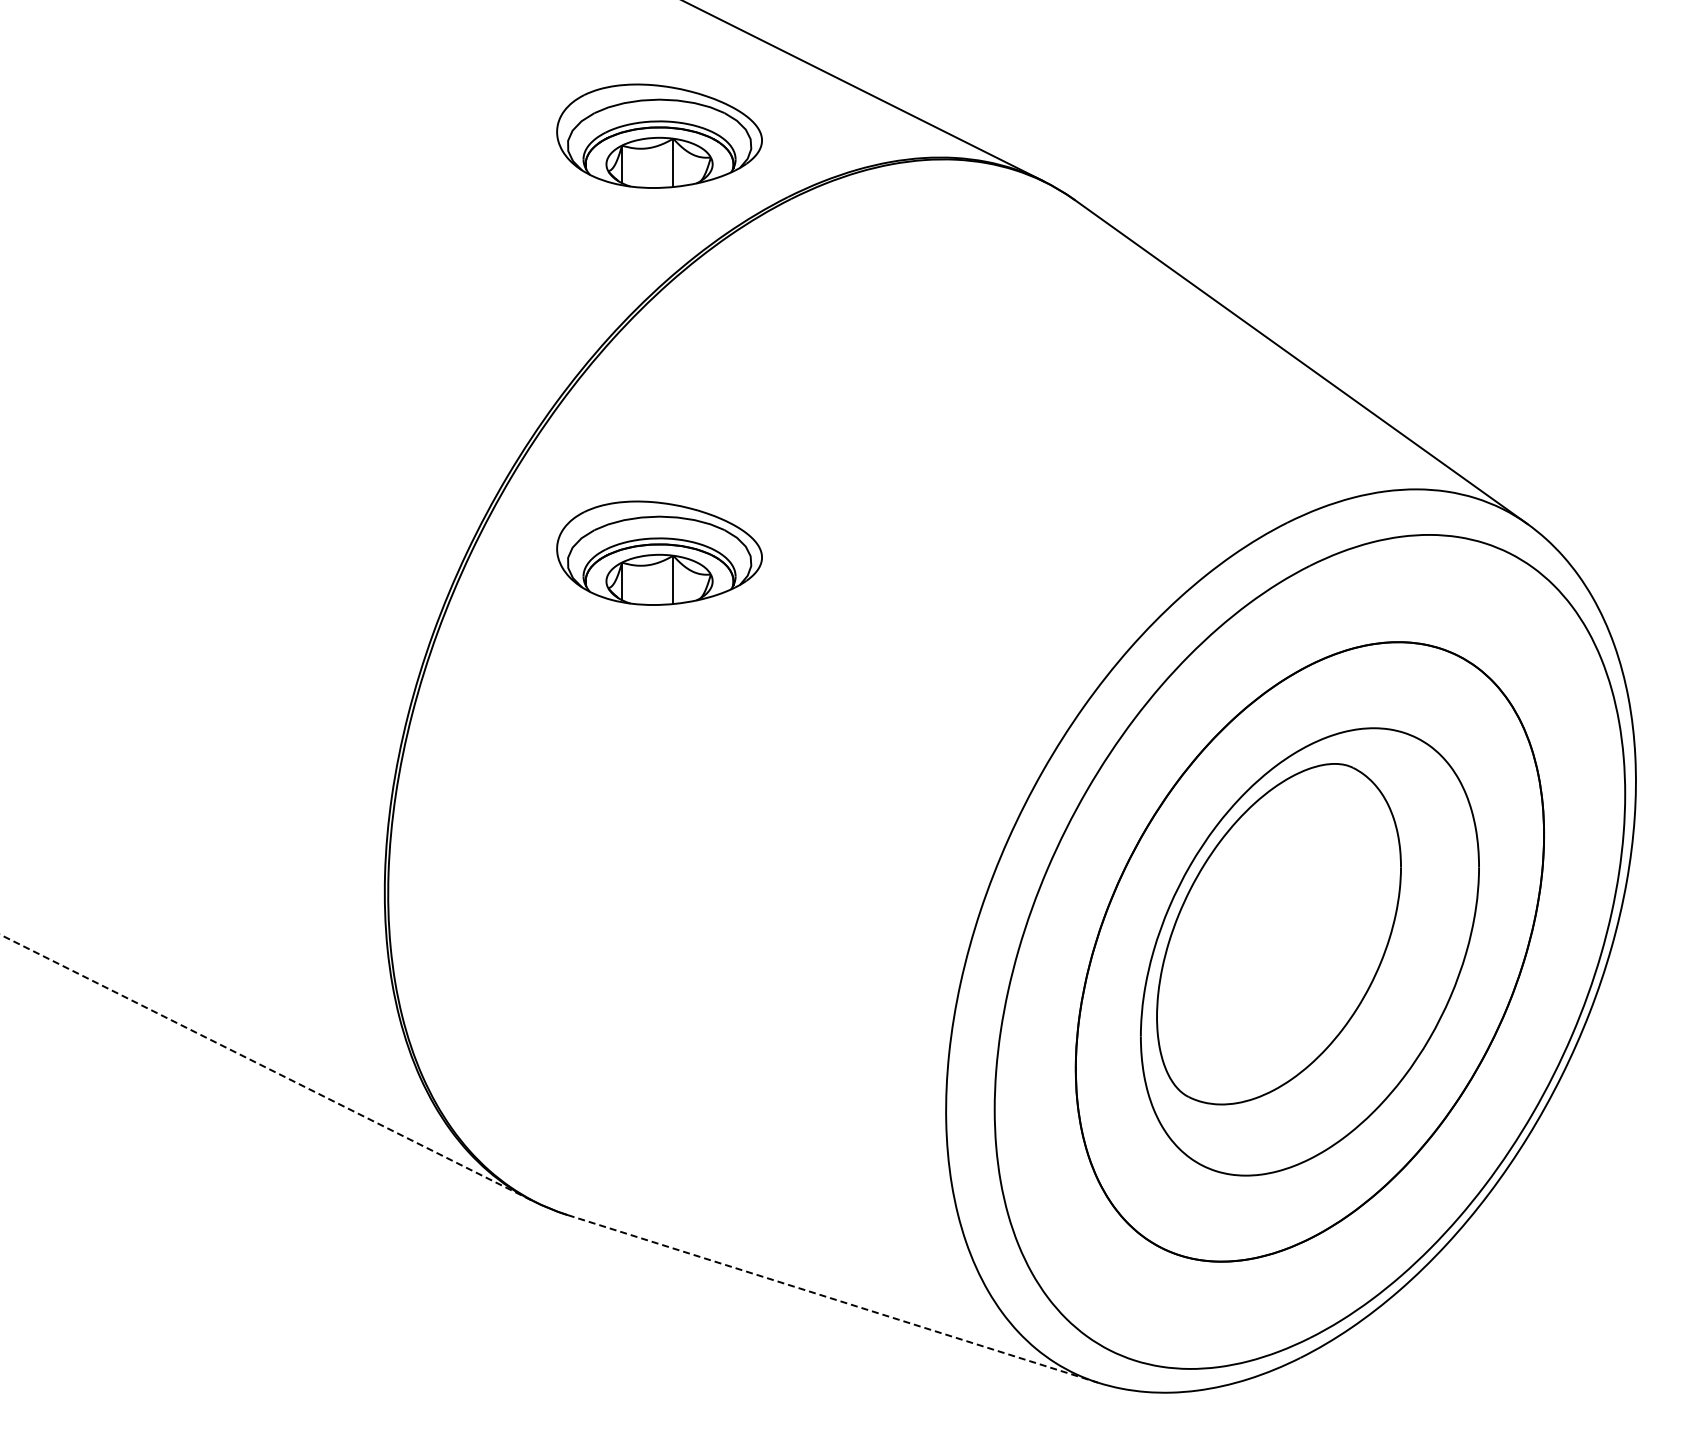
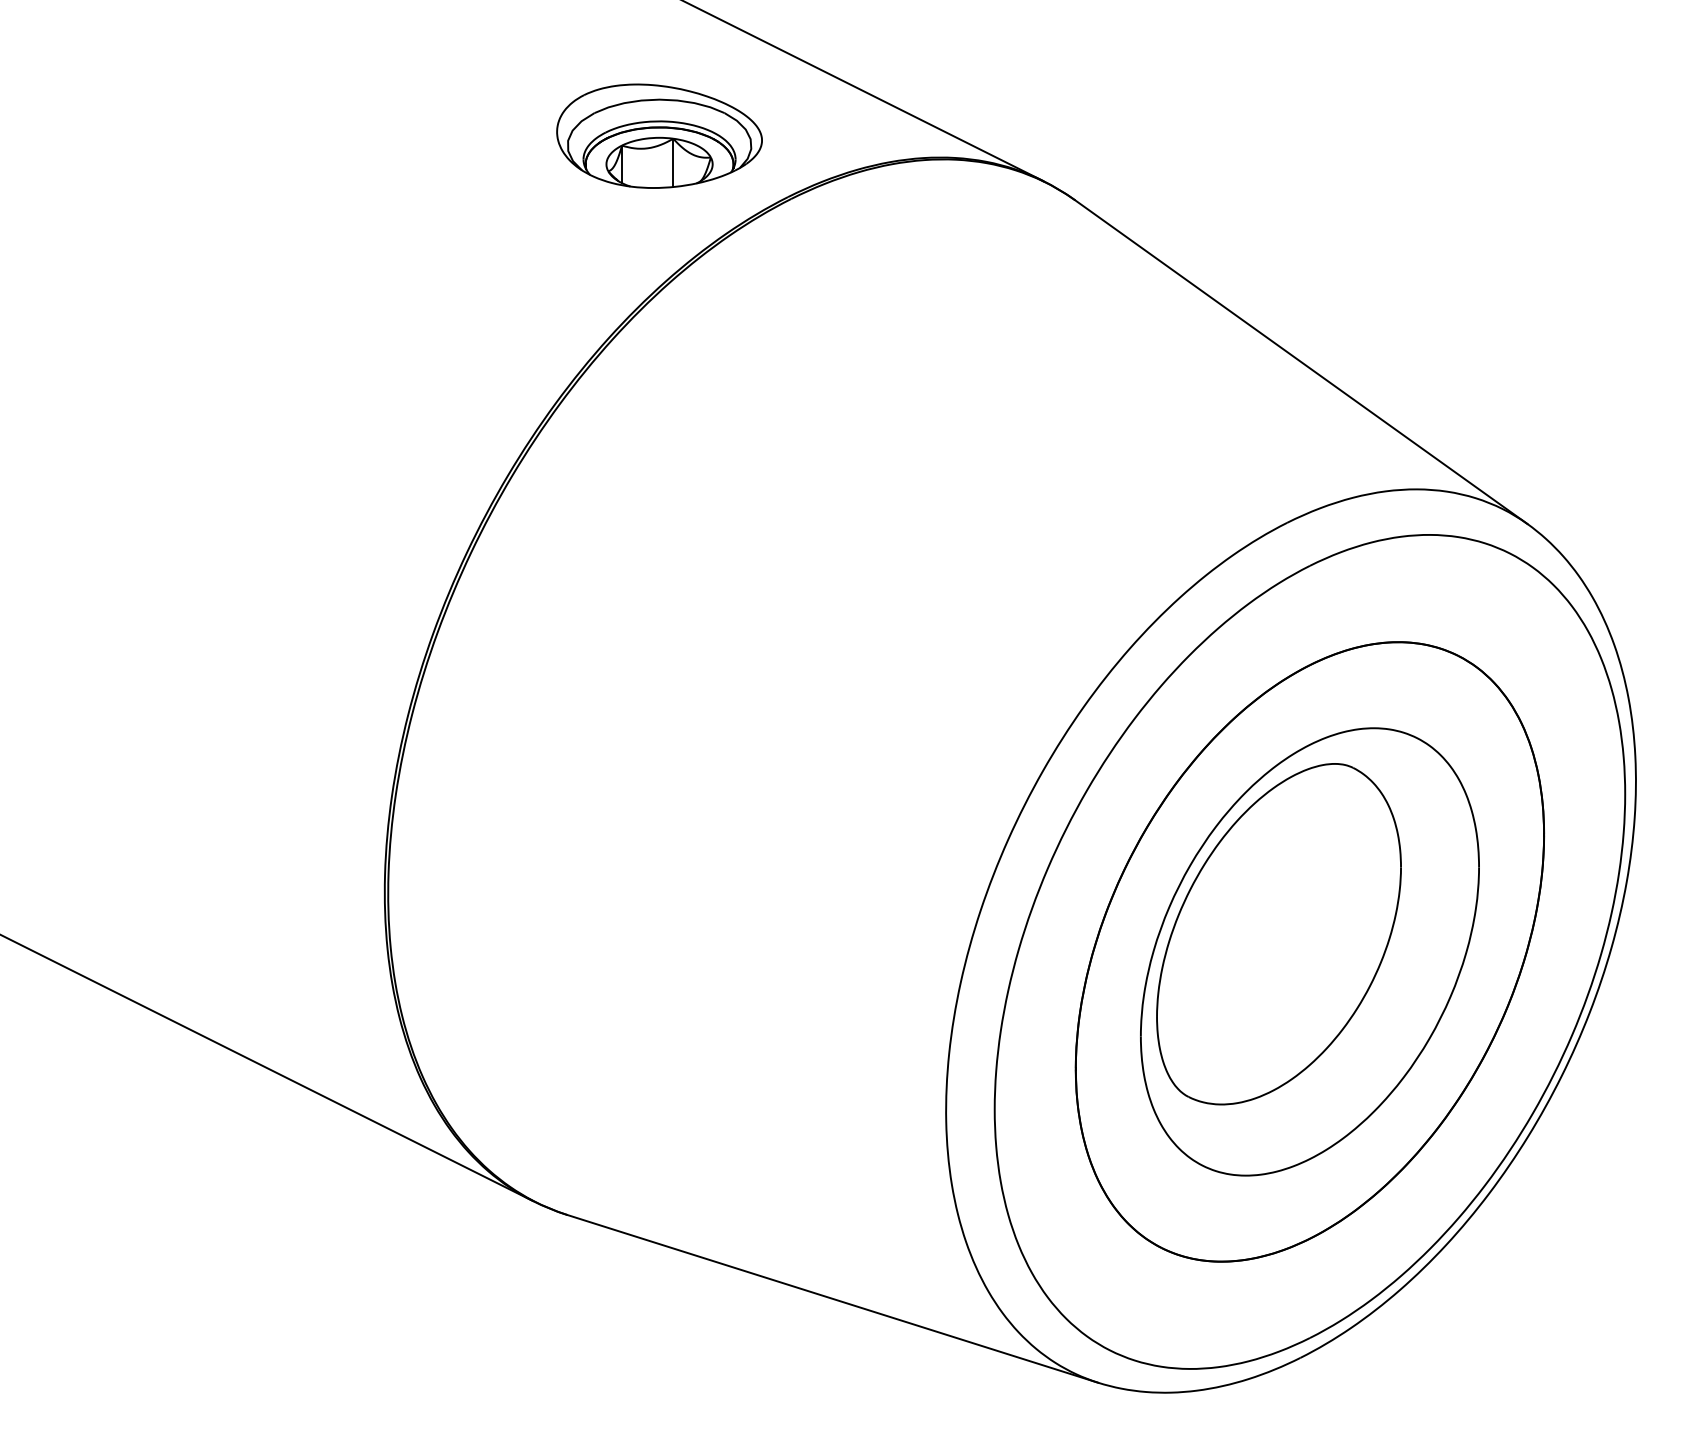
part: present -> none (659, 552)
line: dashed -> solid (267, 1068)
line: dashed -> solid (833, 1299)
